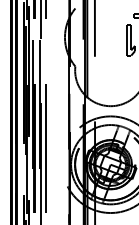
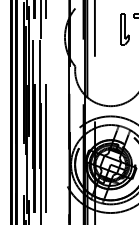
part position: (130, 40) -> (124, 29) (124, 29)
